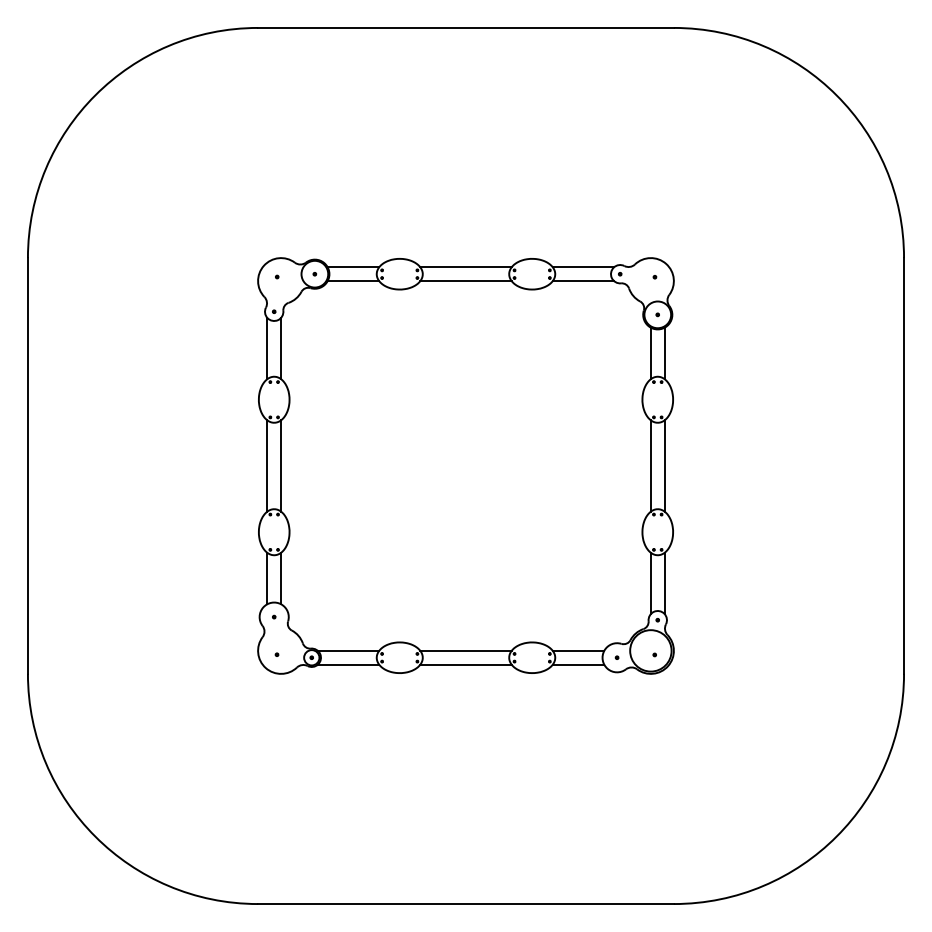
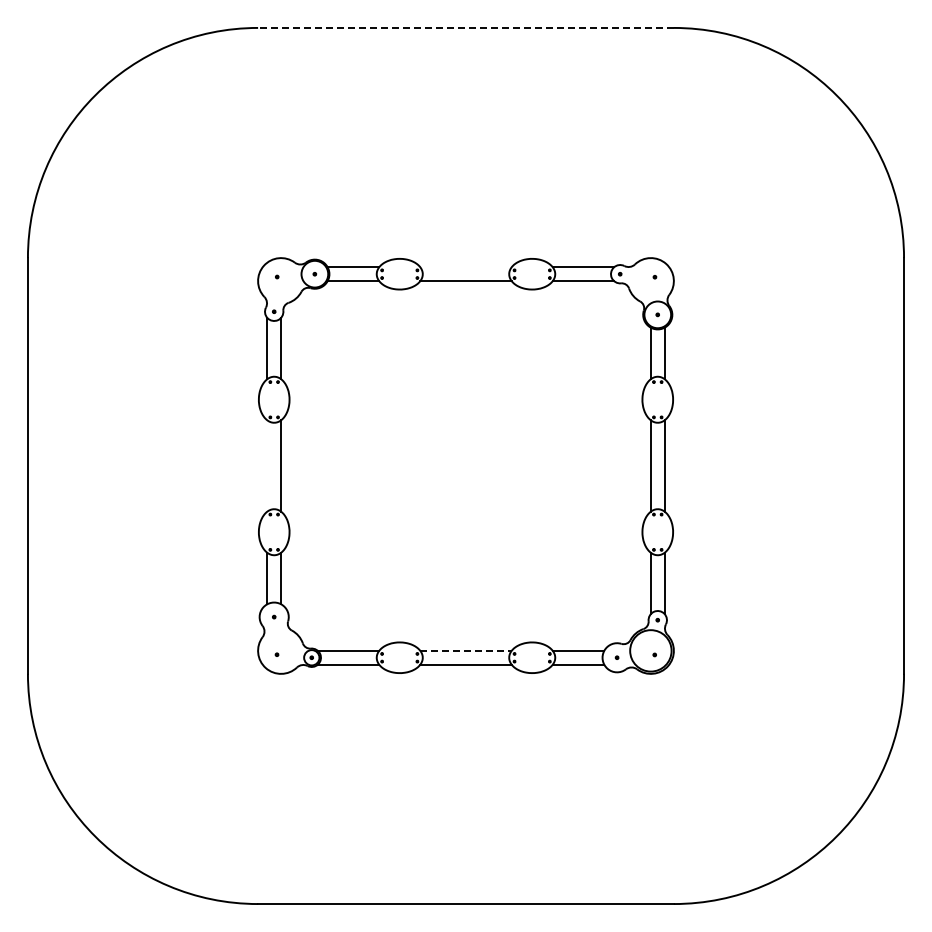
line: solid -> dashed (465, 27)
line: present -> none (465, 267)
line: present -> none (267, 465)
line: solid -> dashed (465, 650)
